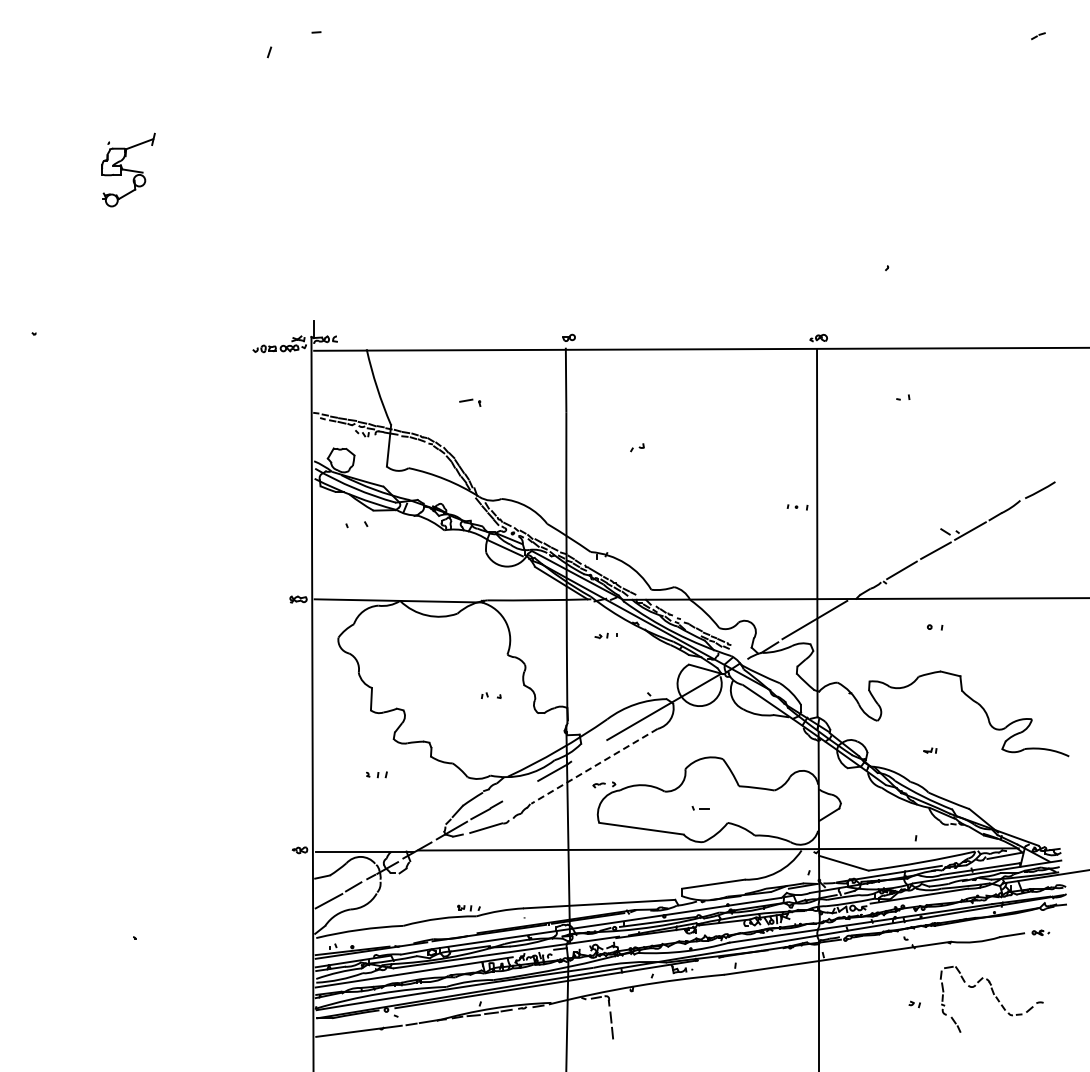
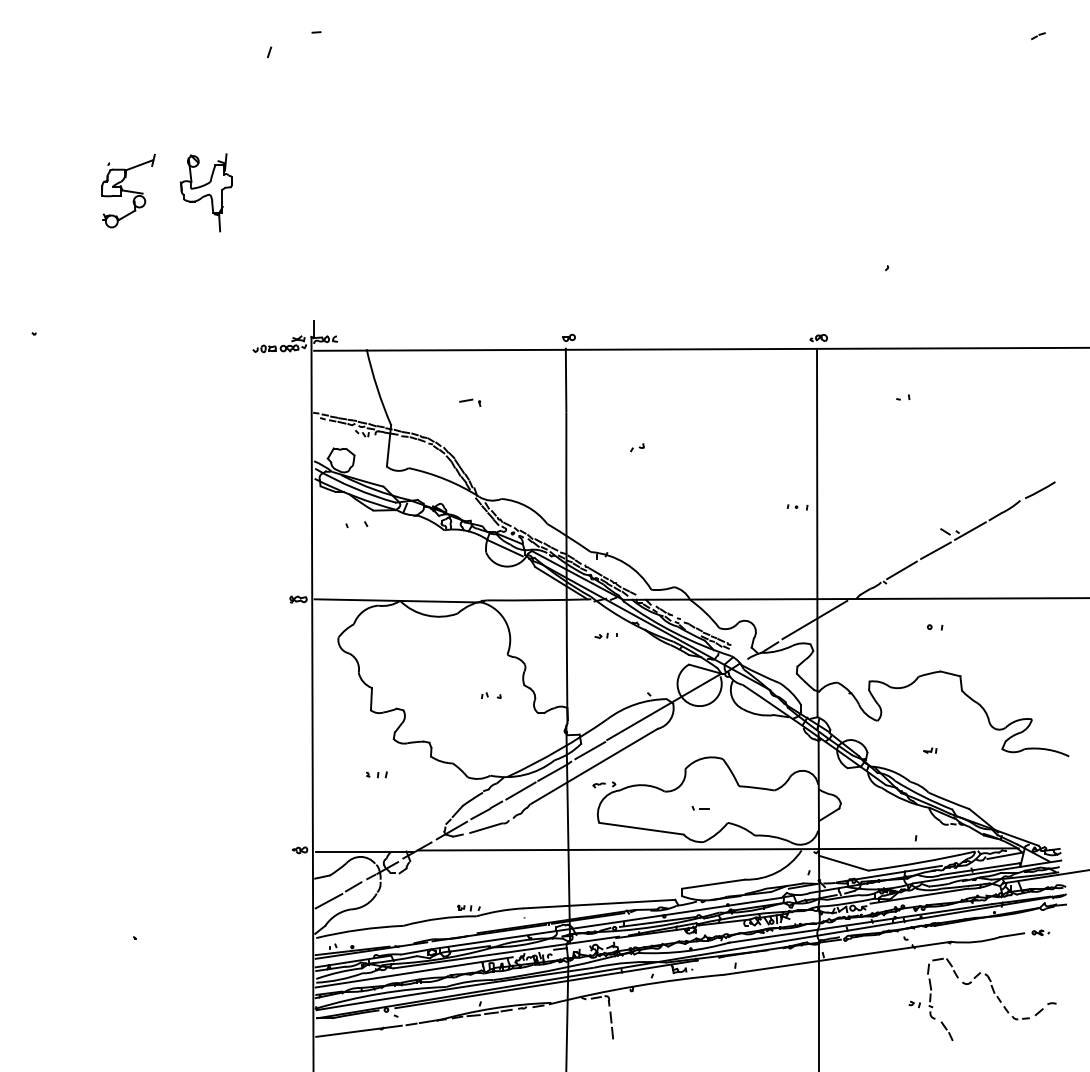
part position: (128, 169) -> (128, 190) (128, 190)
part: none -> present (206, 192)
line: none -> present (590, 750)
line: dashed -> solid (594, 766)
line: none -> present (520, 790)
part size: 105x67 px -> 130x84 px (991, 998)
